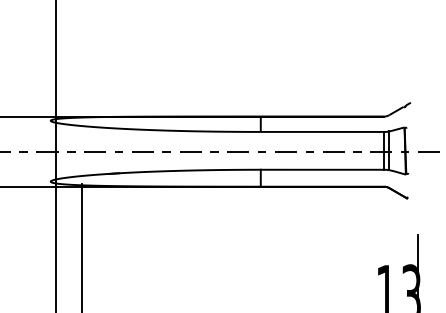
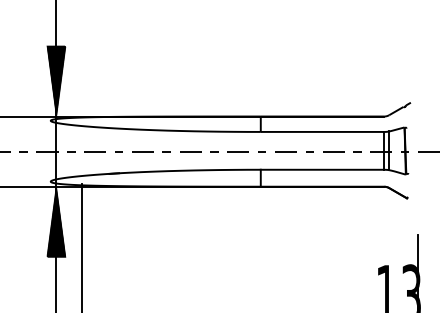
hatch: none -> present (56, 81)
hatch: none -> present (56, 222)
